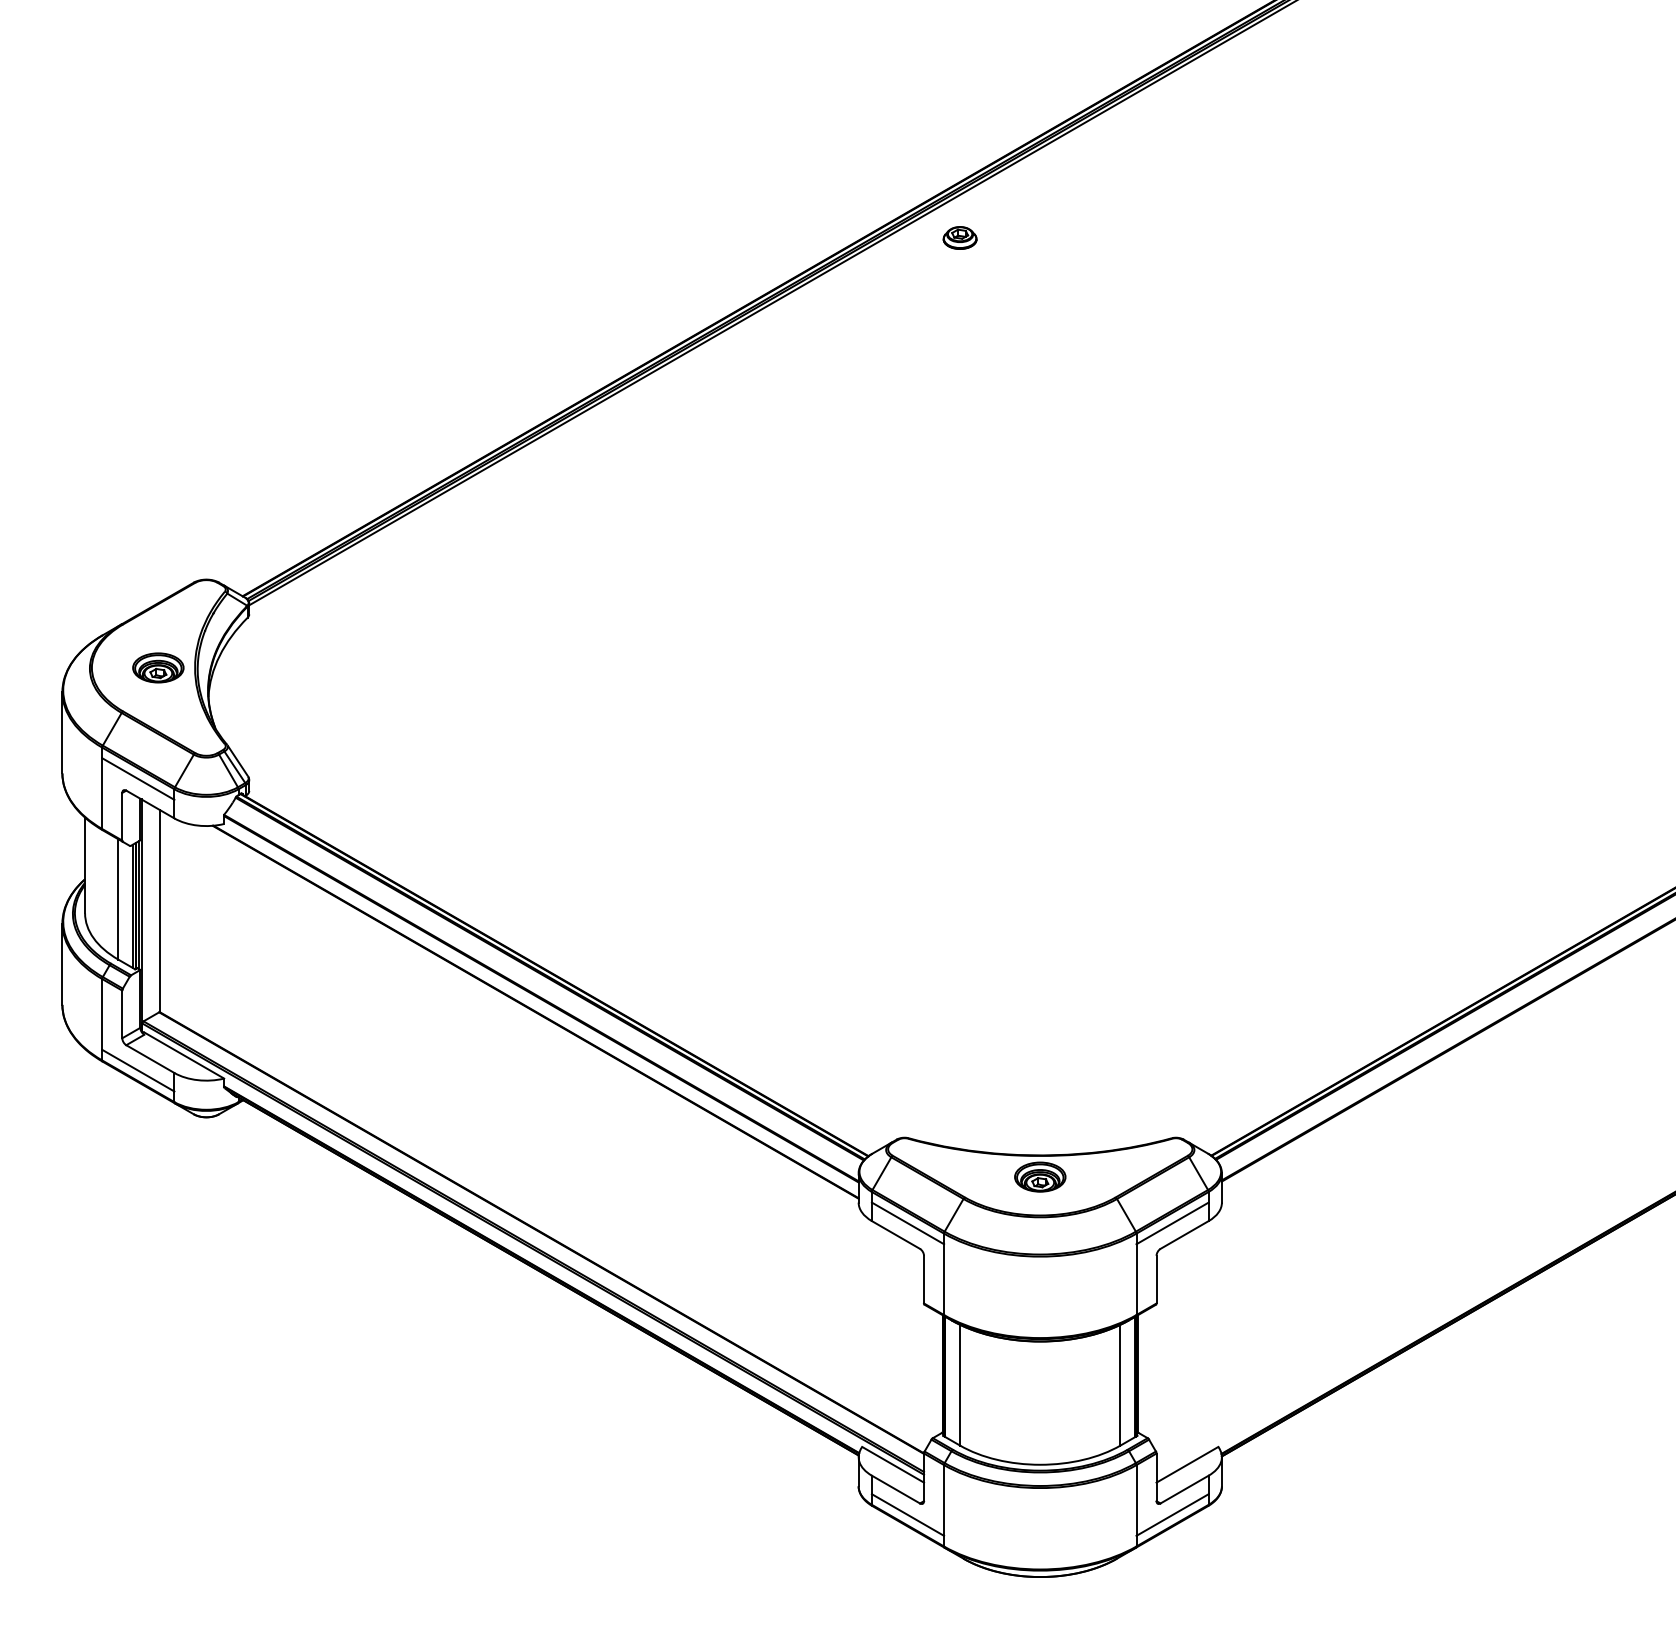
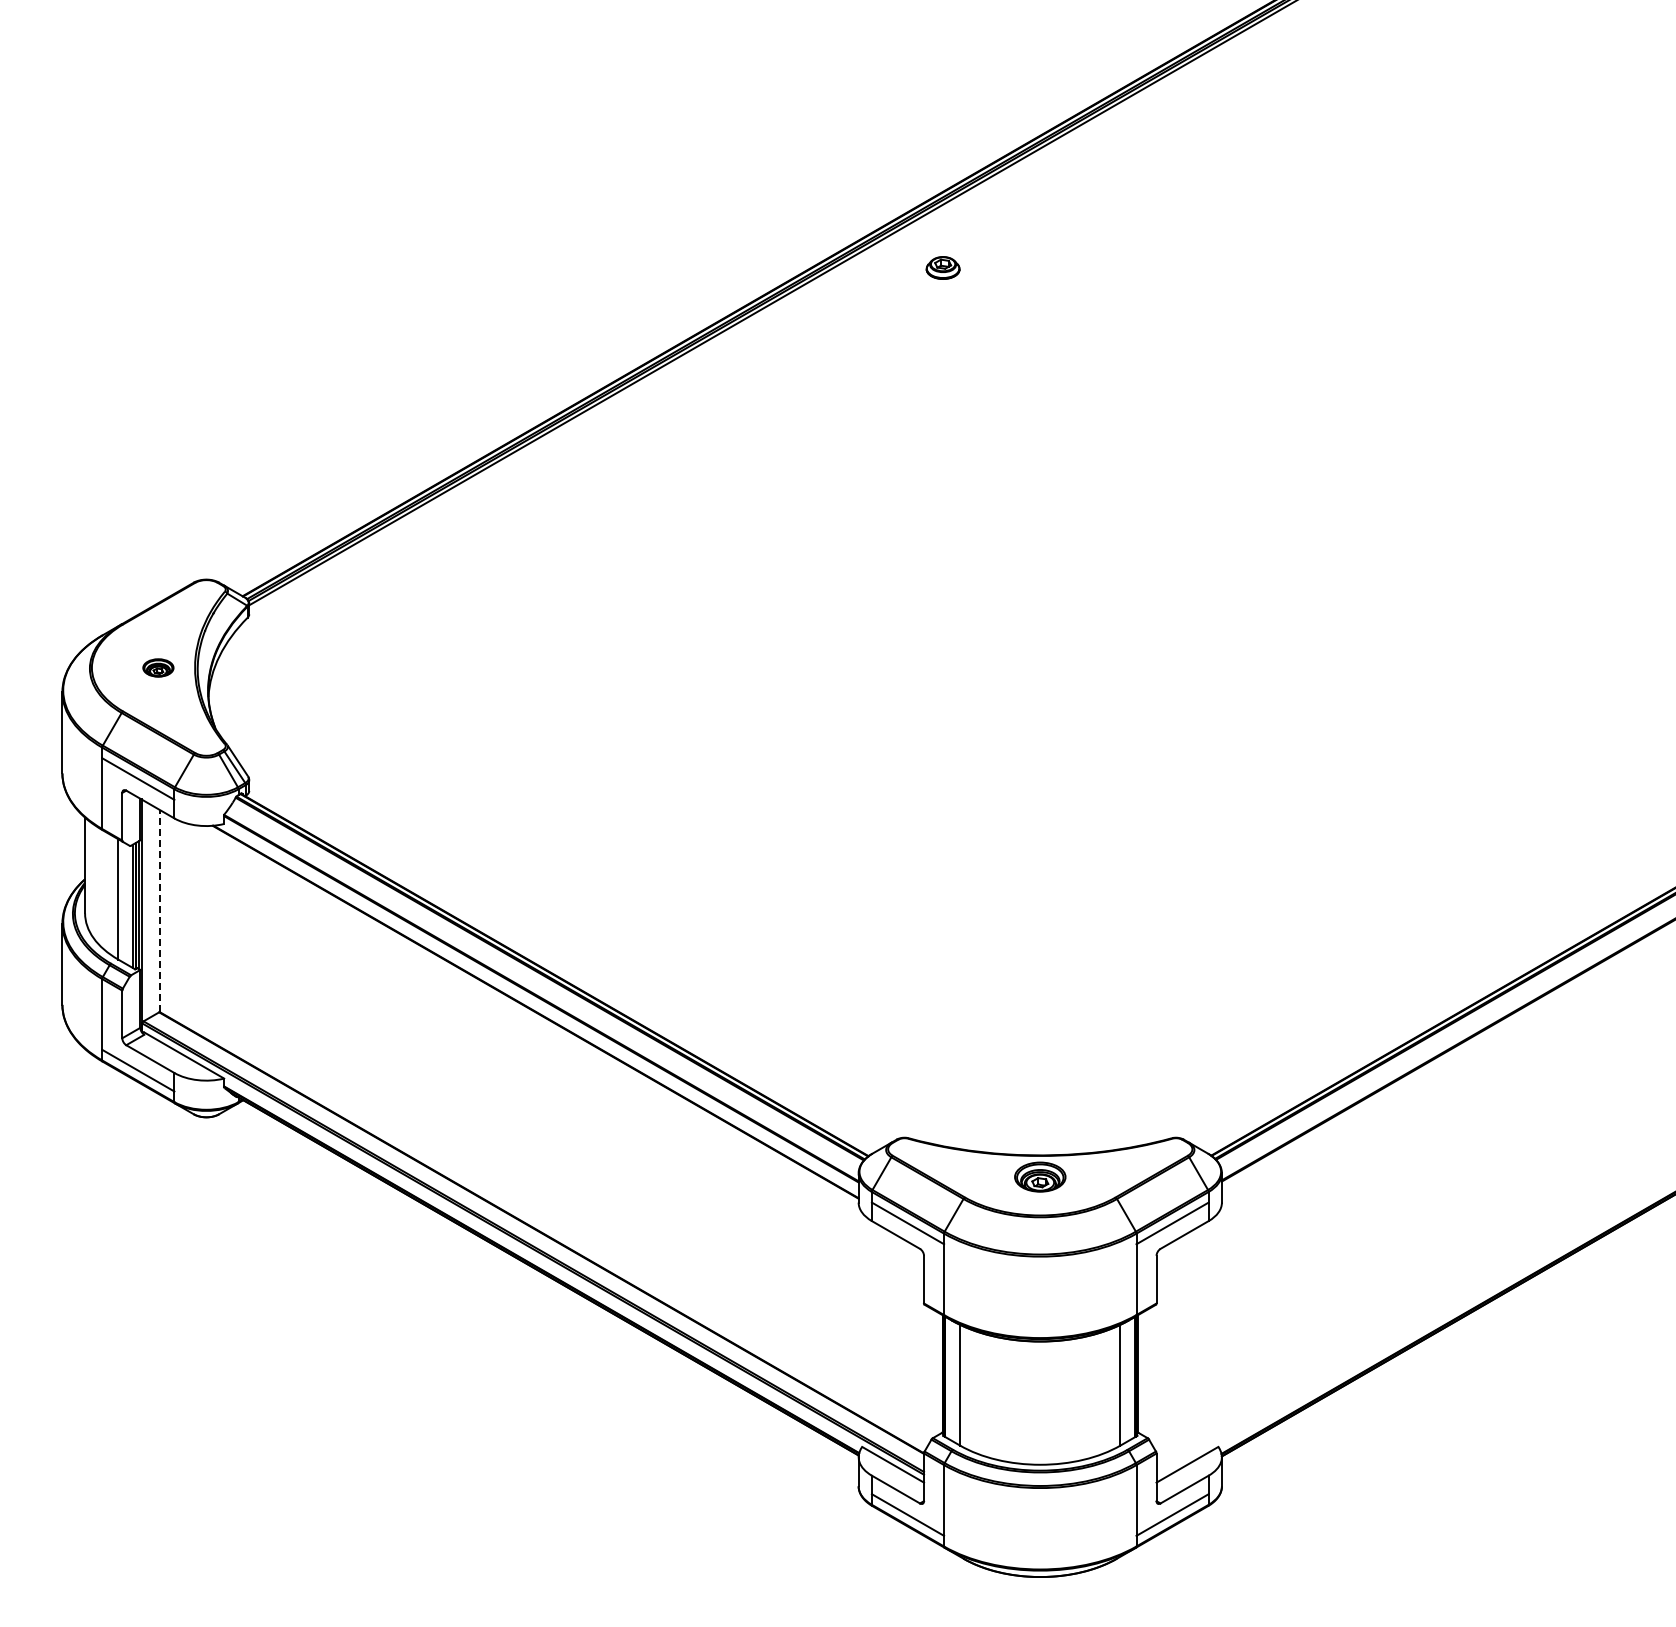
part position: (959, 237) -> (942, 267) (942, 267)
part size: 53x32 px -> 33x20 px (158, 667)
line: solid -> dashed (160, 910)
